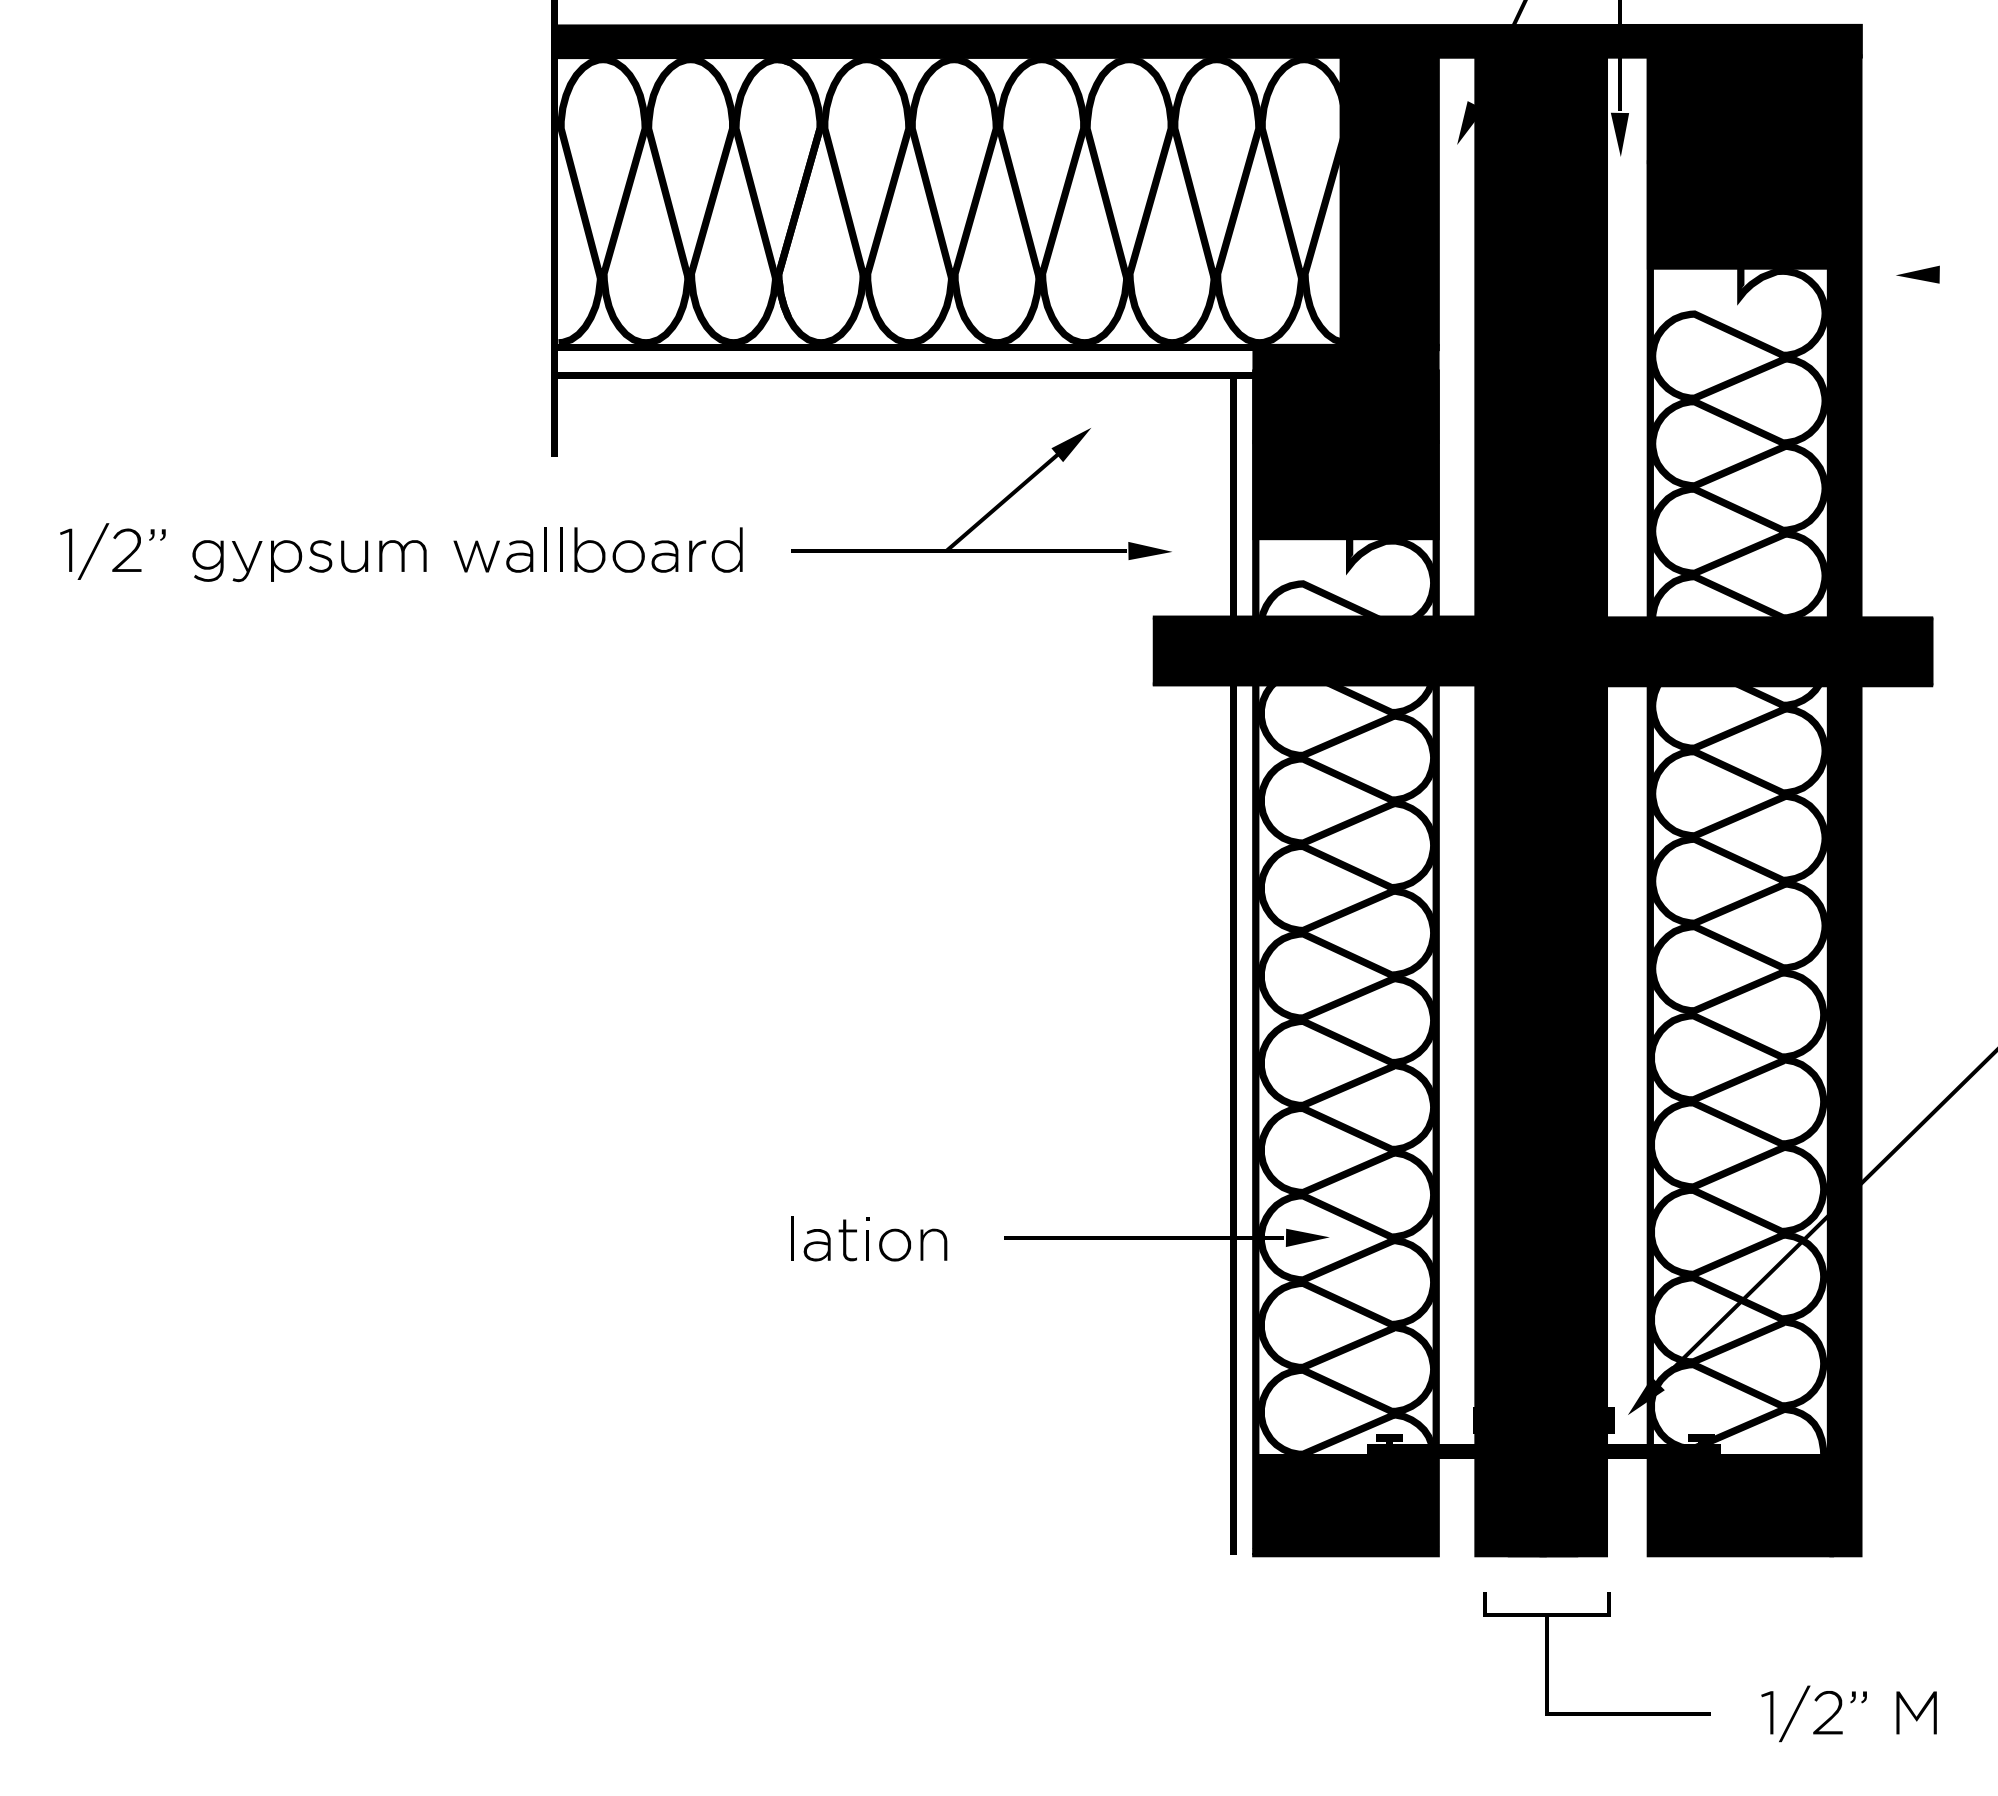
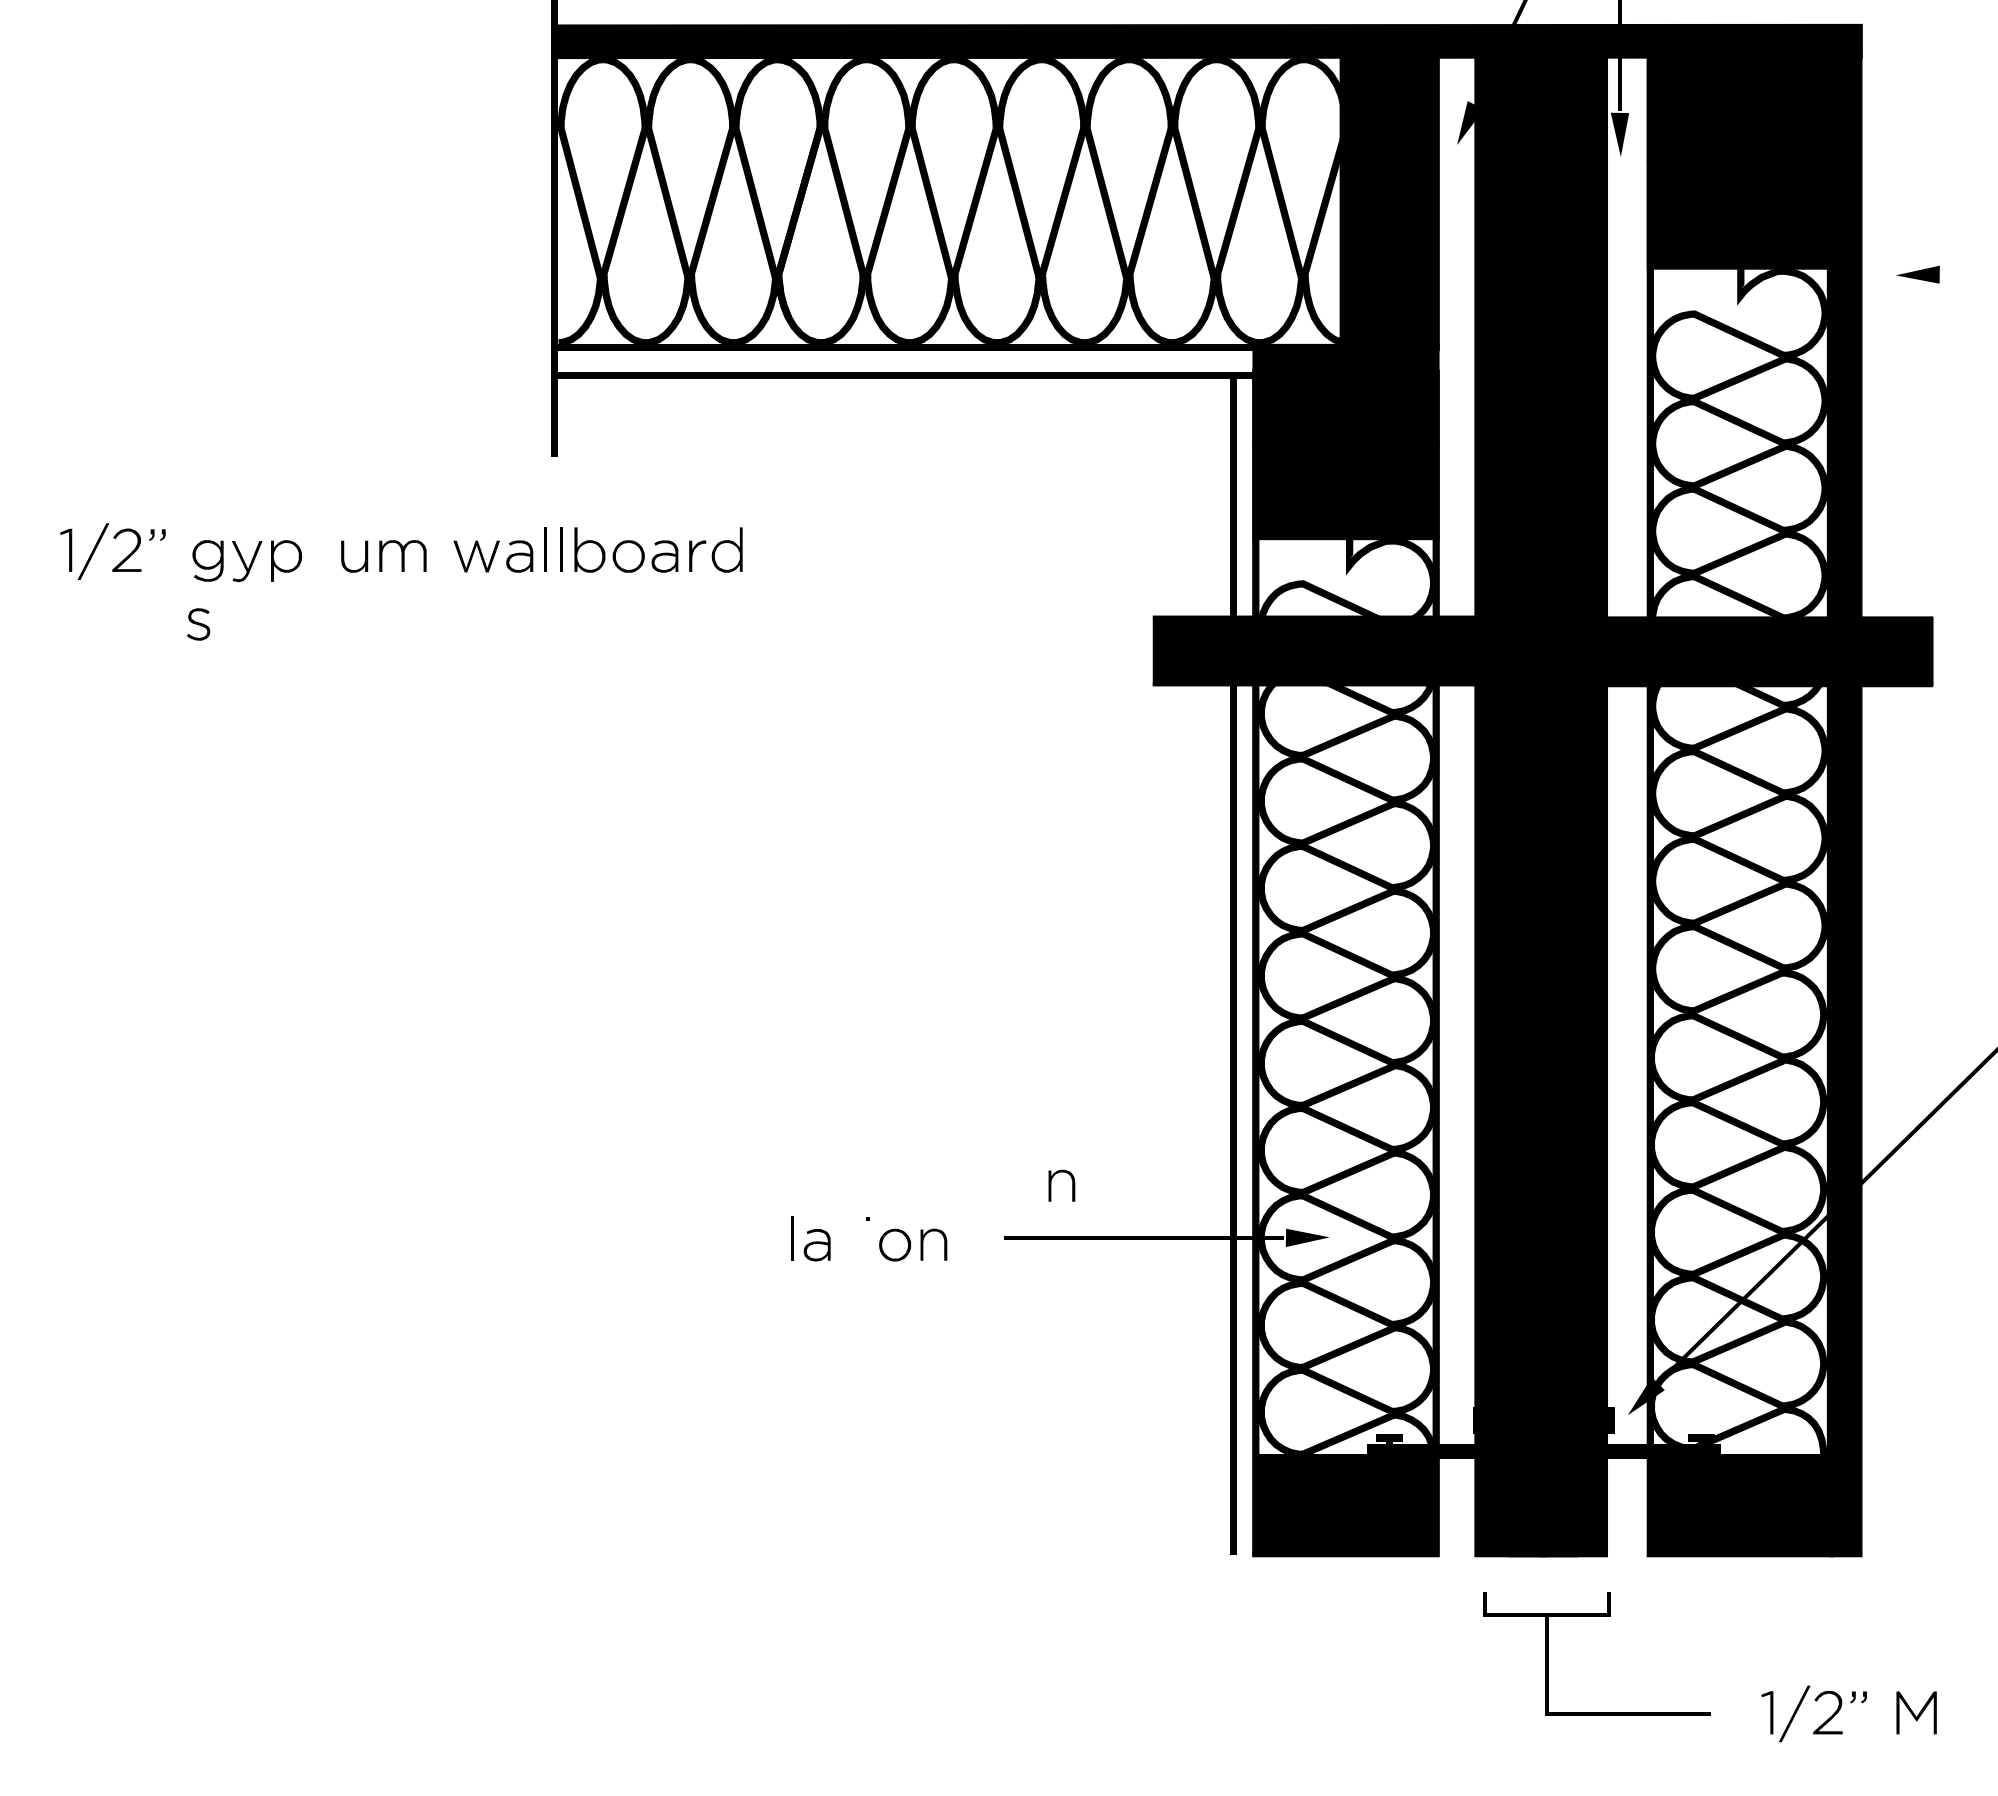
part: present -> none (994, 506)
part position: (320, 556) -> (198, 624) (198, 624)
part: none -> present (1051, 1185)
fill: present -> none (847, 1240)
fill: present -> none (867, 1244)
